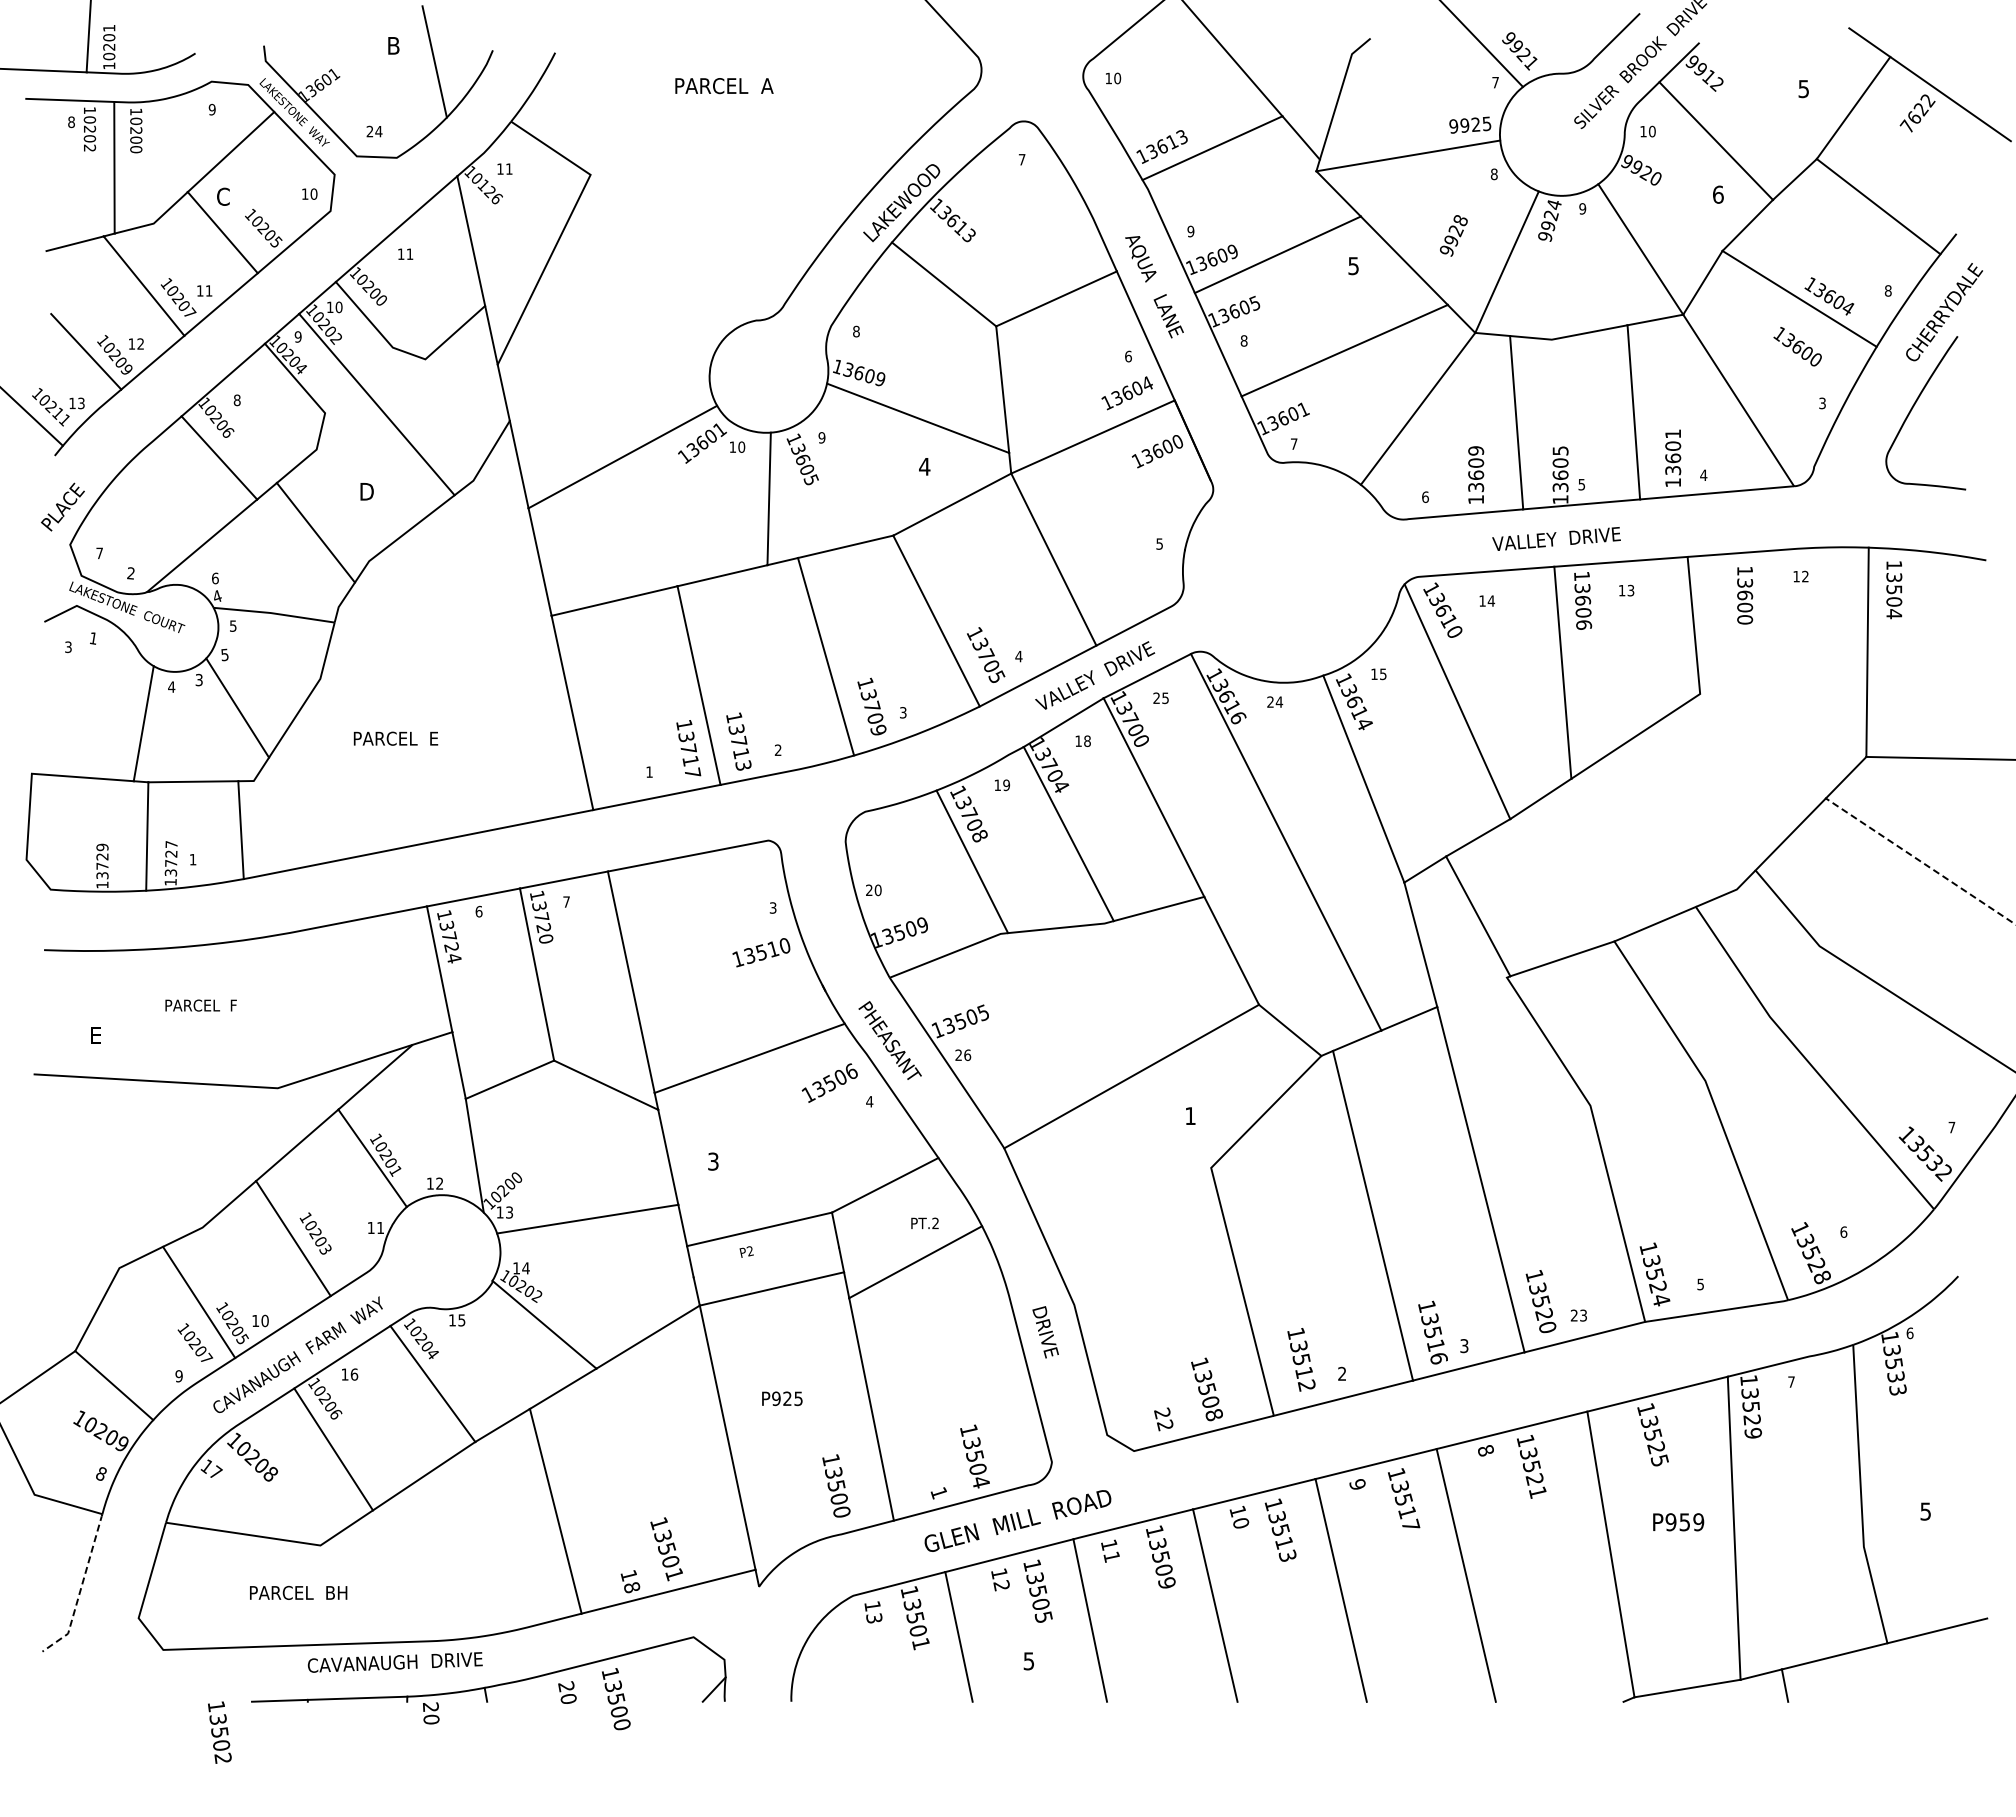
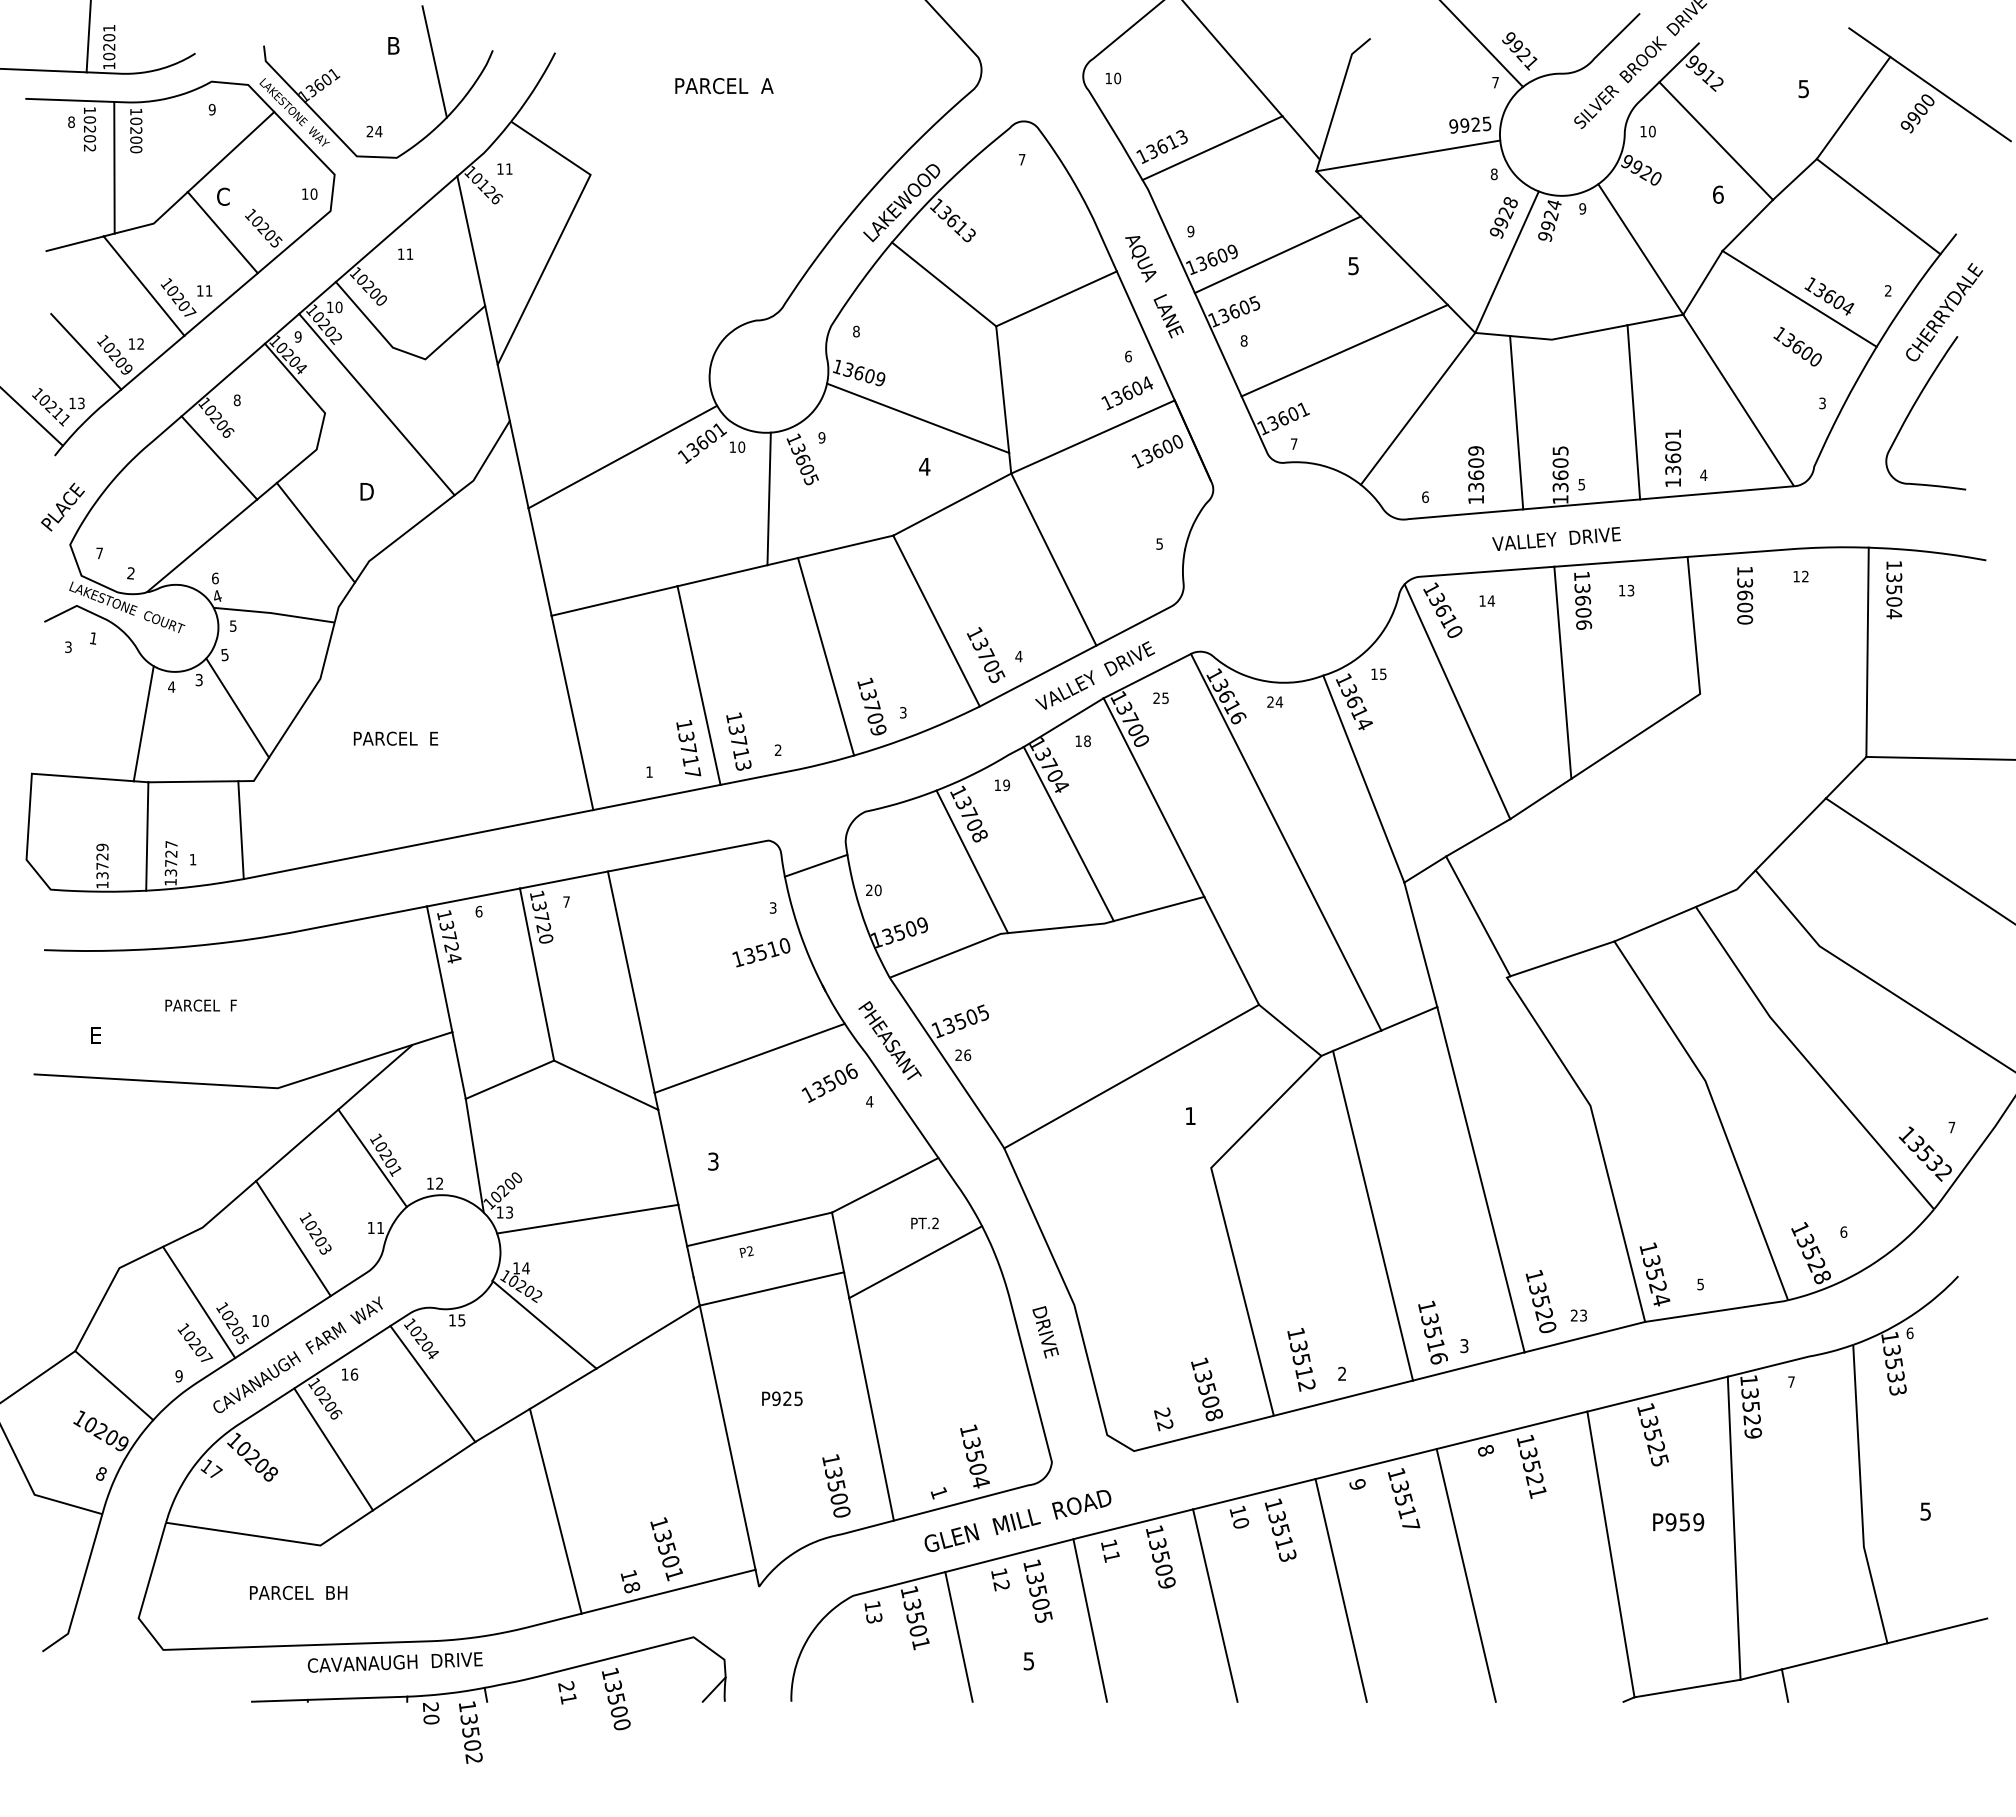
text: 7622 -> 9900 (1917, 113)
text position: (1453, 235) -> (1503, 217) (1503, 217)
text: 8 -> 2 (1887, 290)
line: dashed -> solid (1920, 861)
line: none -> present (815, 865)
line: dashed -> solid (80, 1588)
text: 20 -> 21 (568, 1698)
text position: (219, 1732) -> (470, 1732) (470, 1732)
